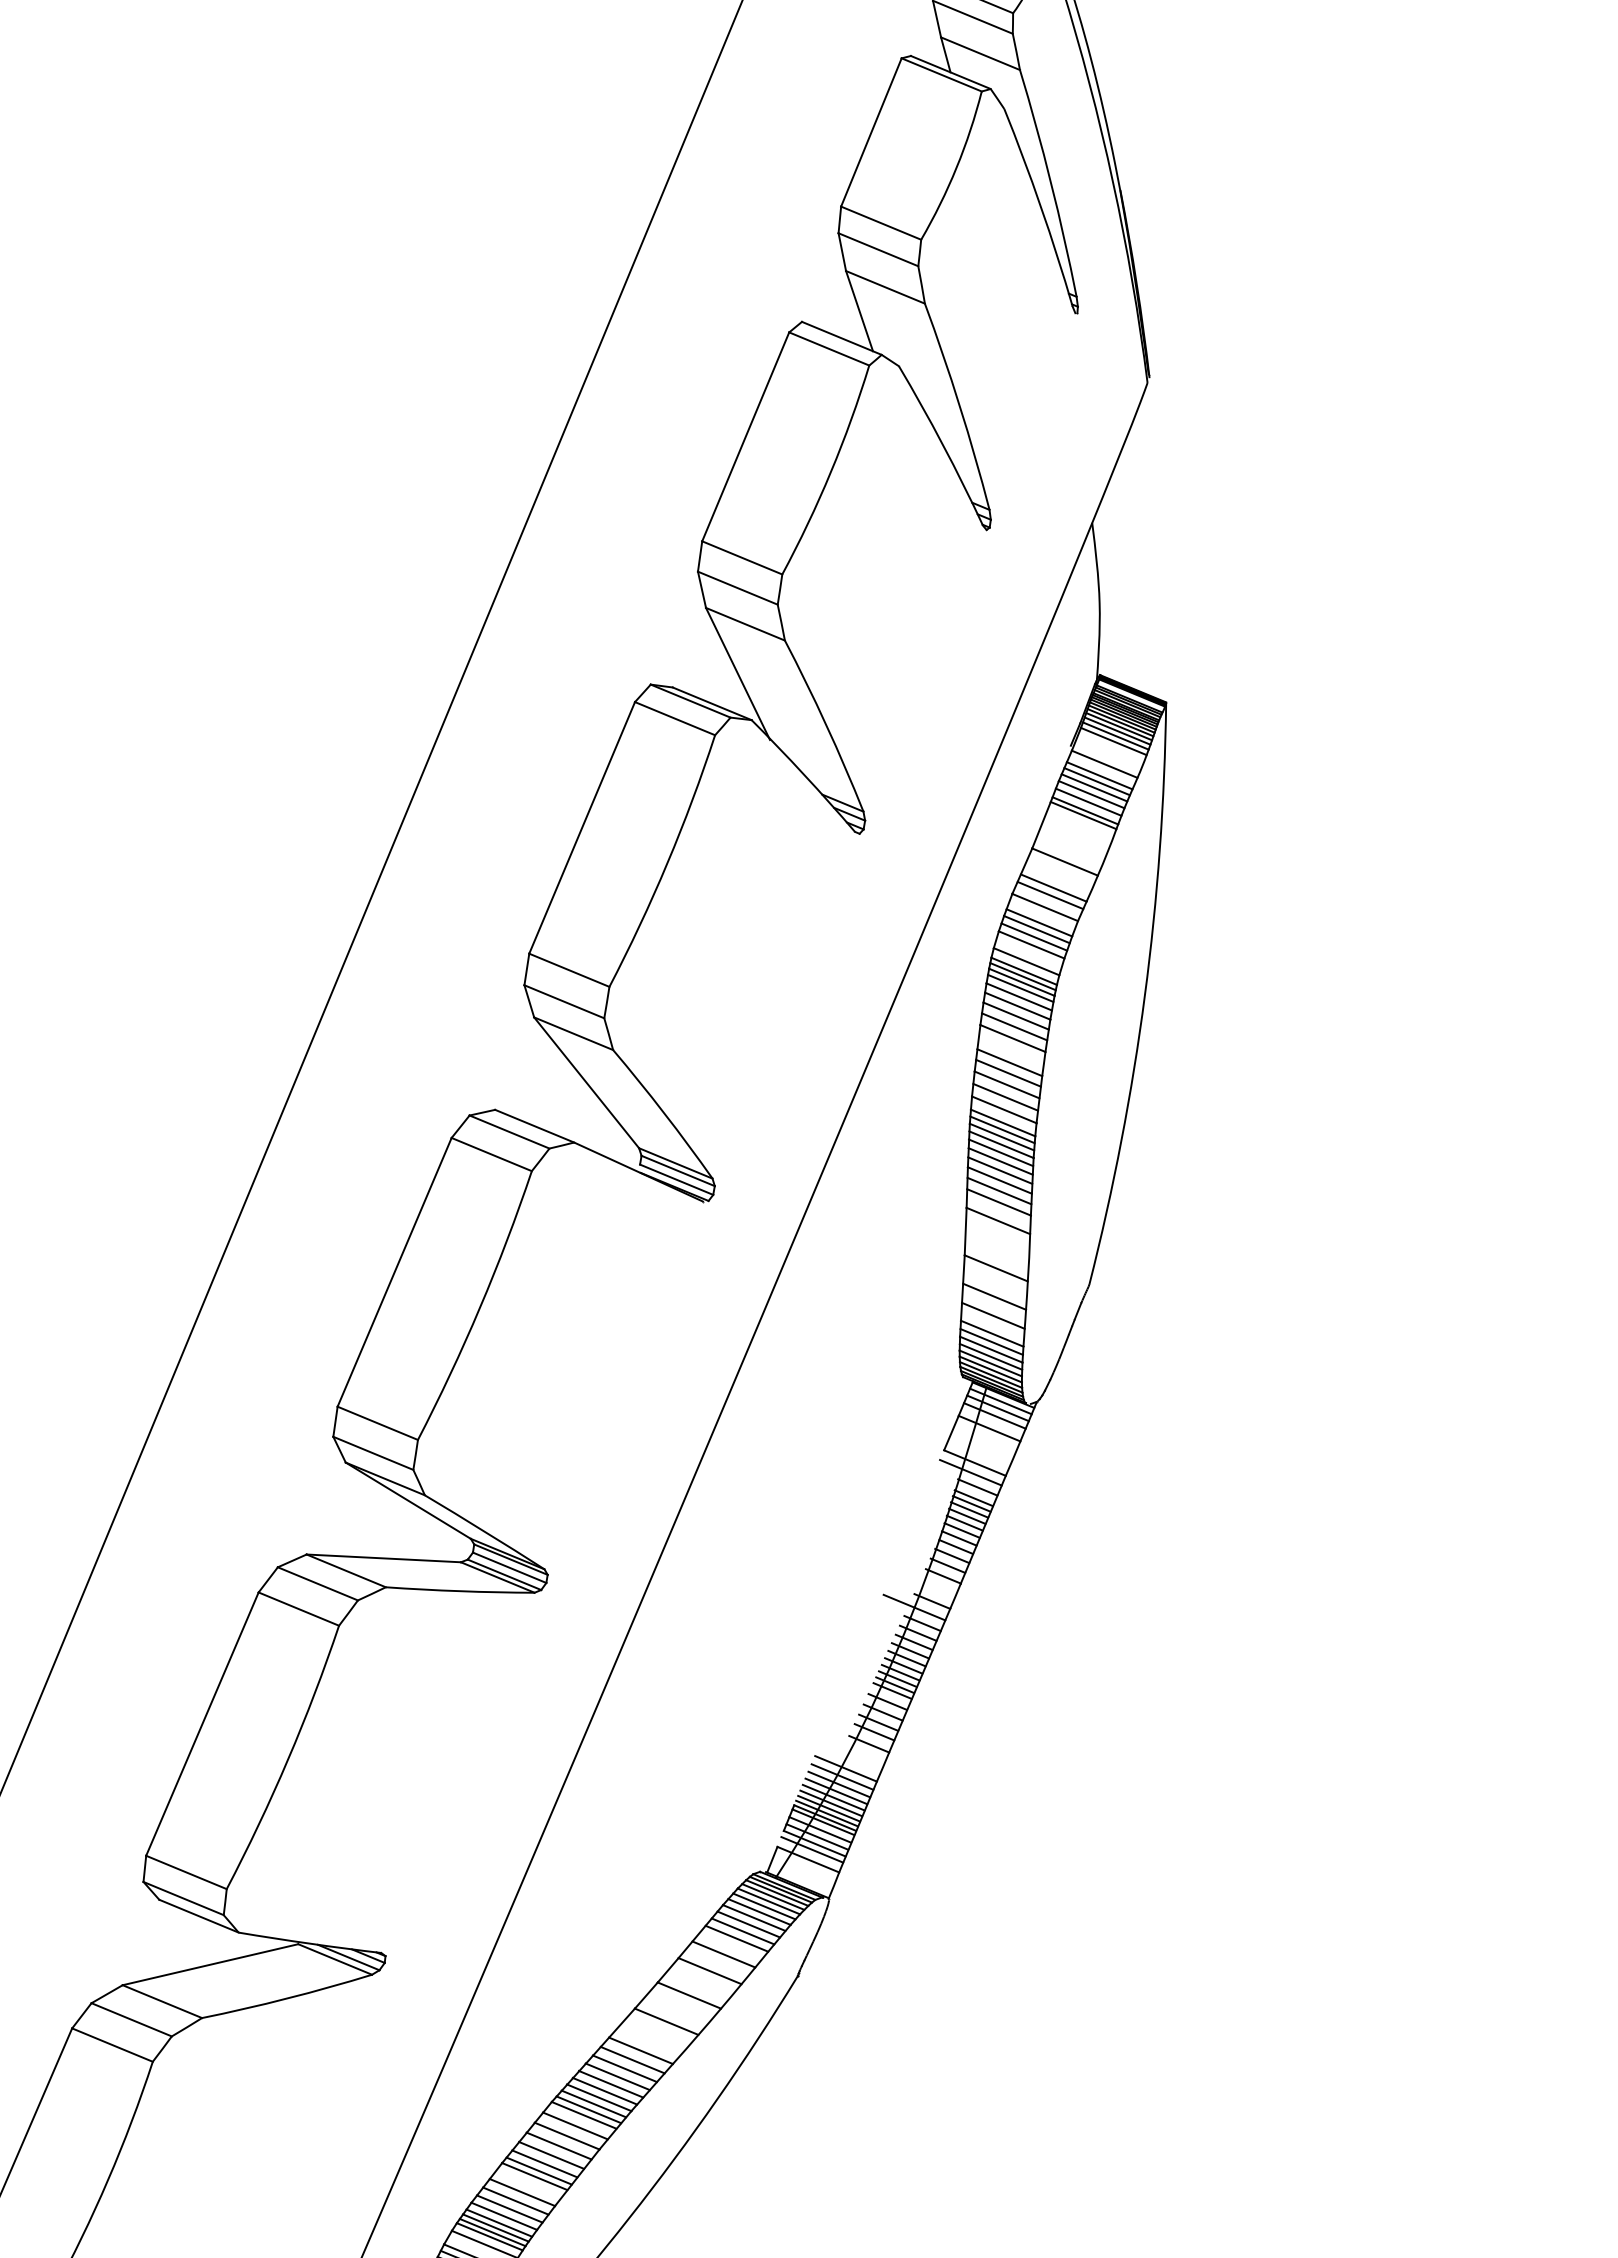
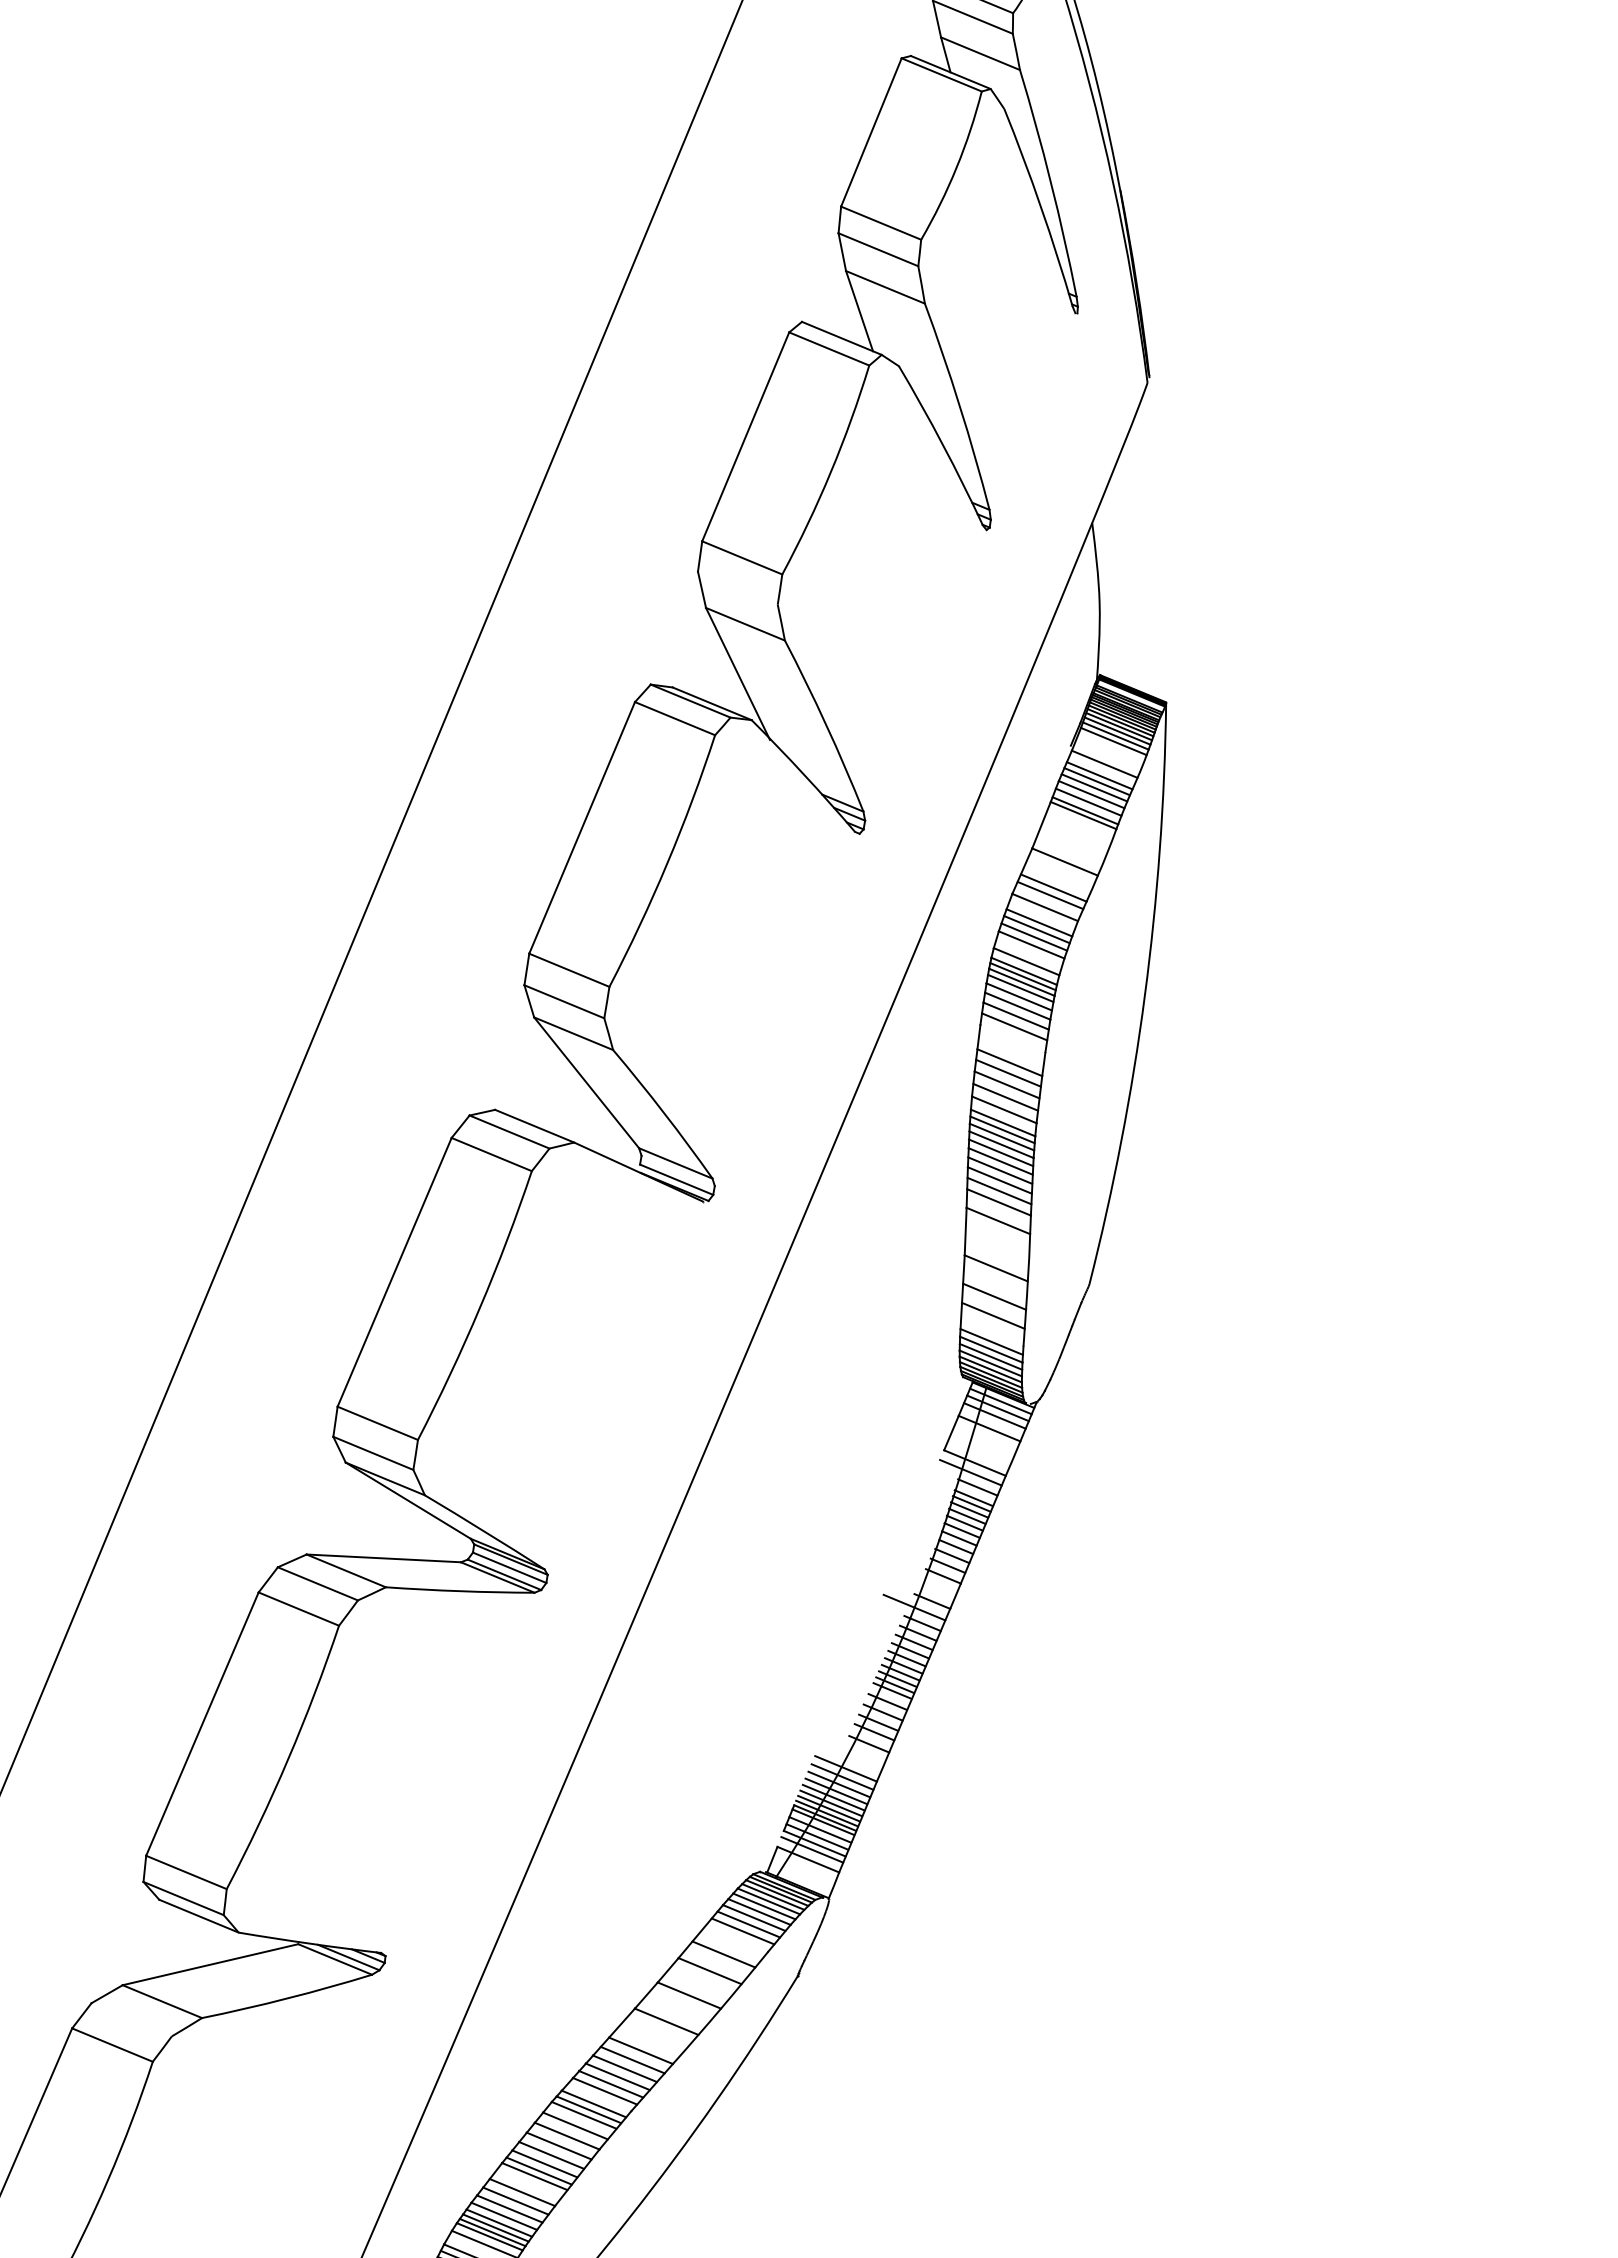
line: present -> none (737, 587)
line: present -> none (1012, 1038)
line: present -> none (677, 1170)
line: present -> none (991, 1333)
line: present -> none (736, 1938)
line: present -> none (131, 2019)
line: present -> none (598, 2097)
